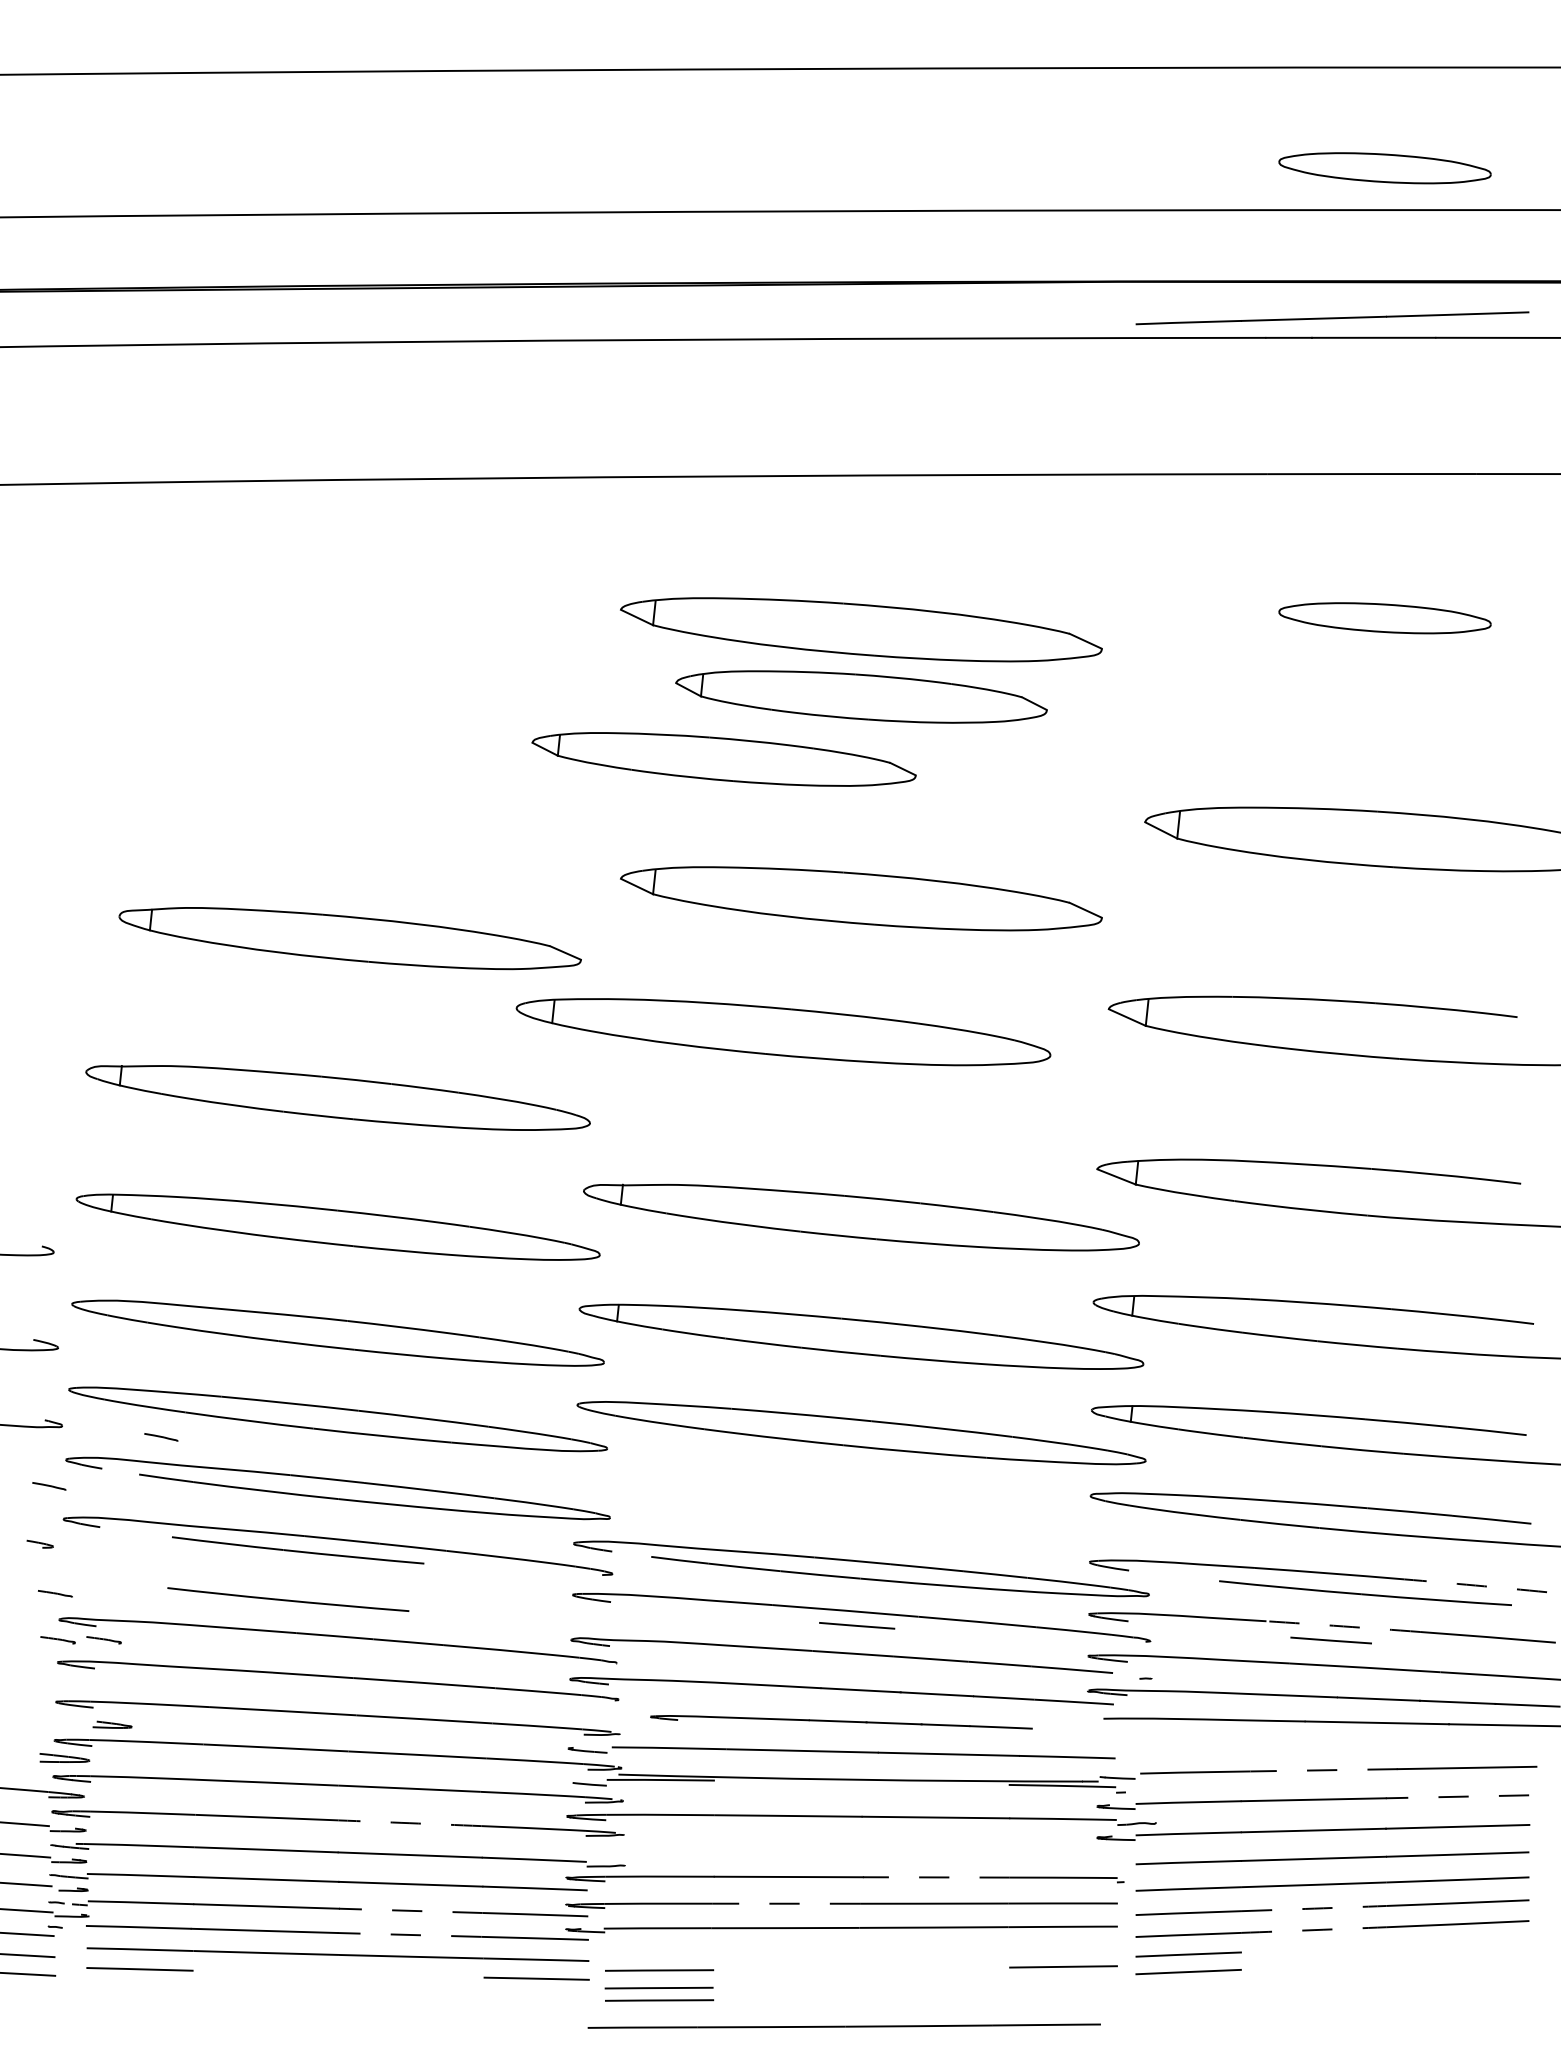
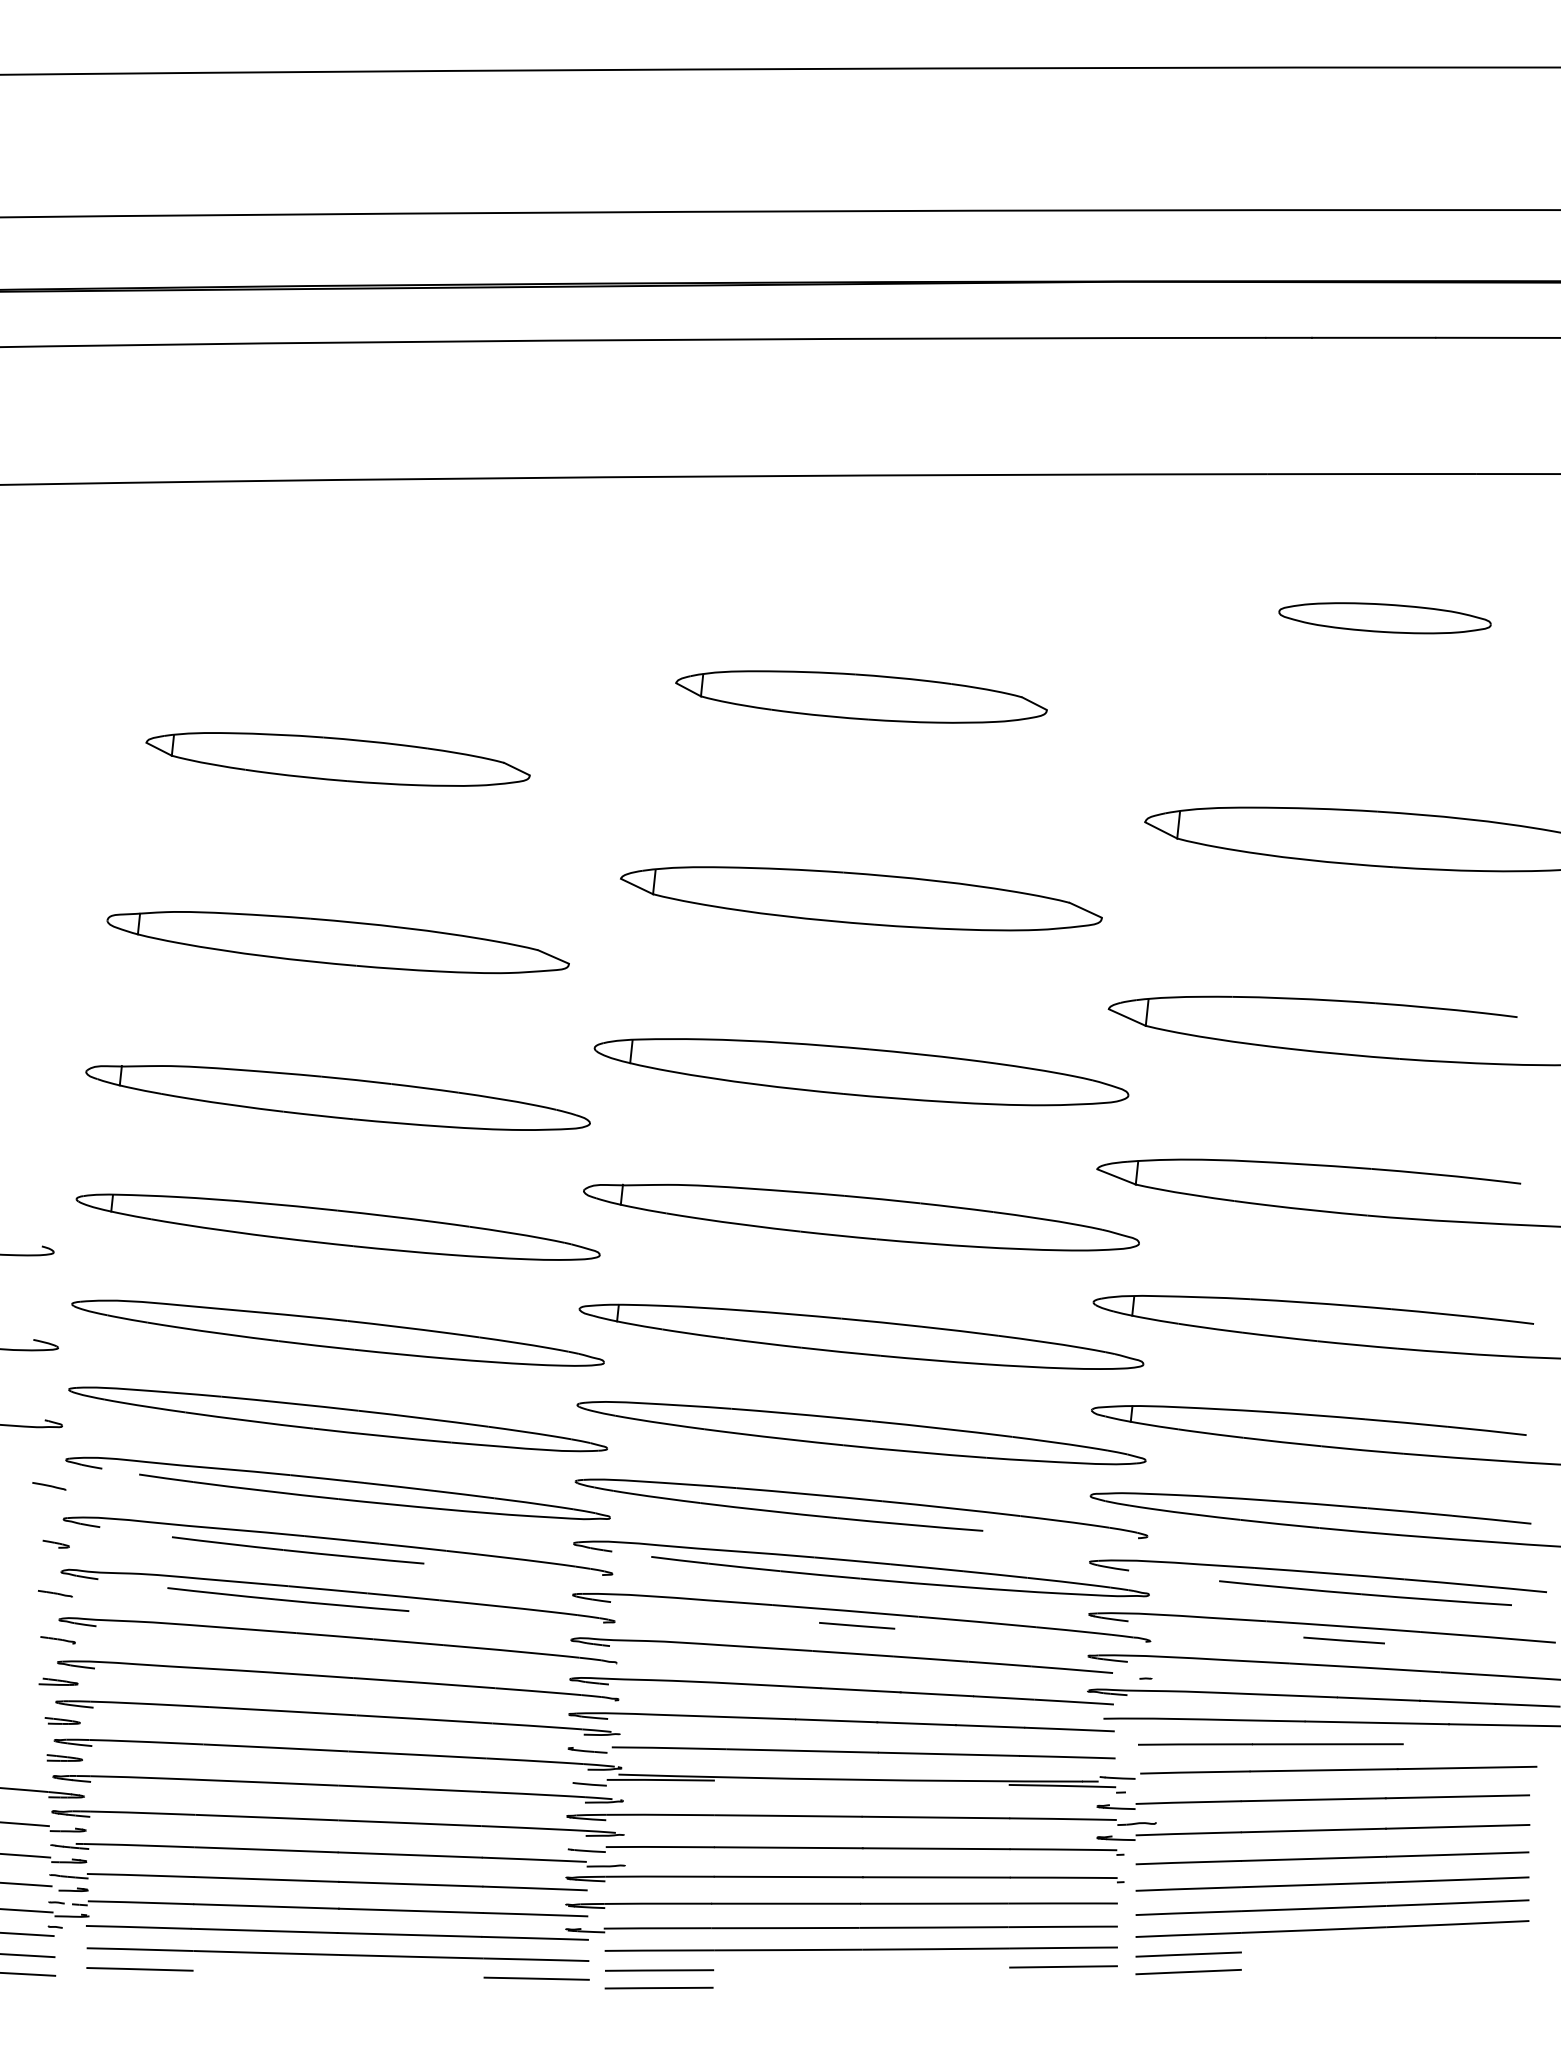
part: present -> none (1384, 168)
line: present -> none (1332, 318)
part: present -> none (861, 629)
part position: (723, 759) -> (337, 759) (337, 759)
part position: (349, 938) -> (337, 942) (337, 942)
part position: (783, 1032) -> (861, 1072) (861, 1072)
line: present -> none (161, 1437)
part: none -> present (861, 1500)
part position: (39, 1543) -> (55, 1543) (55, 1543)
arc: dashed -> solid (1475, 1585)
part: none -> present (337, 1595)
arc: dashed -> solid (1343, 1626)
part: present -> none (103, 1640)
line position: (1330, 1640) -> (1343, 1640) (1343, 1640)
part: none -> present (62, 1720)
part size: 383x15 px -> 547x21 px (841, 1722)
part position: (112, 1724) -> (58, 1681) (58, 1681)
line: none -> present (1270, 1744)
part size: 52x10 px -> 37x8 px (64, 1757)
line: dashed -> solid (1324, 1770)
line: dashed -> solid (1457, 1796)
arc: dashed -> solid (409, 1823)
part: none -> present (845, 1850)
line: dashed -> solid (935, 1877)
line: dashed -> solid (786, 1903)
arc: dashed -> solid (1314, 1908)
line: dashed -> solid (410, 1910)
arc: dashed -> solid (1314, 1930)
line: dashed -> solid (409, 1934)
line: present -> none (659, 2000)
line position: (843, 2025) -> (860, 1948) (860, 1948)
